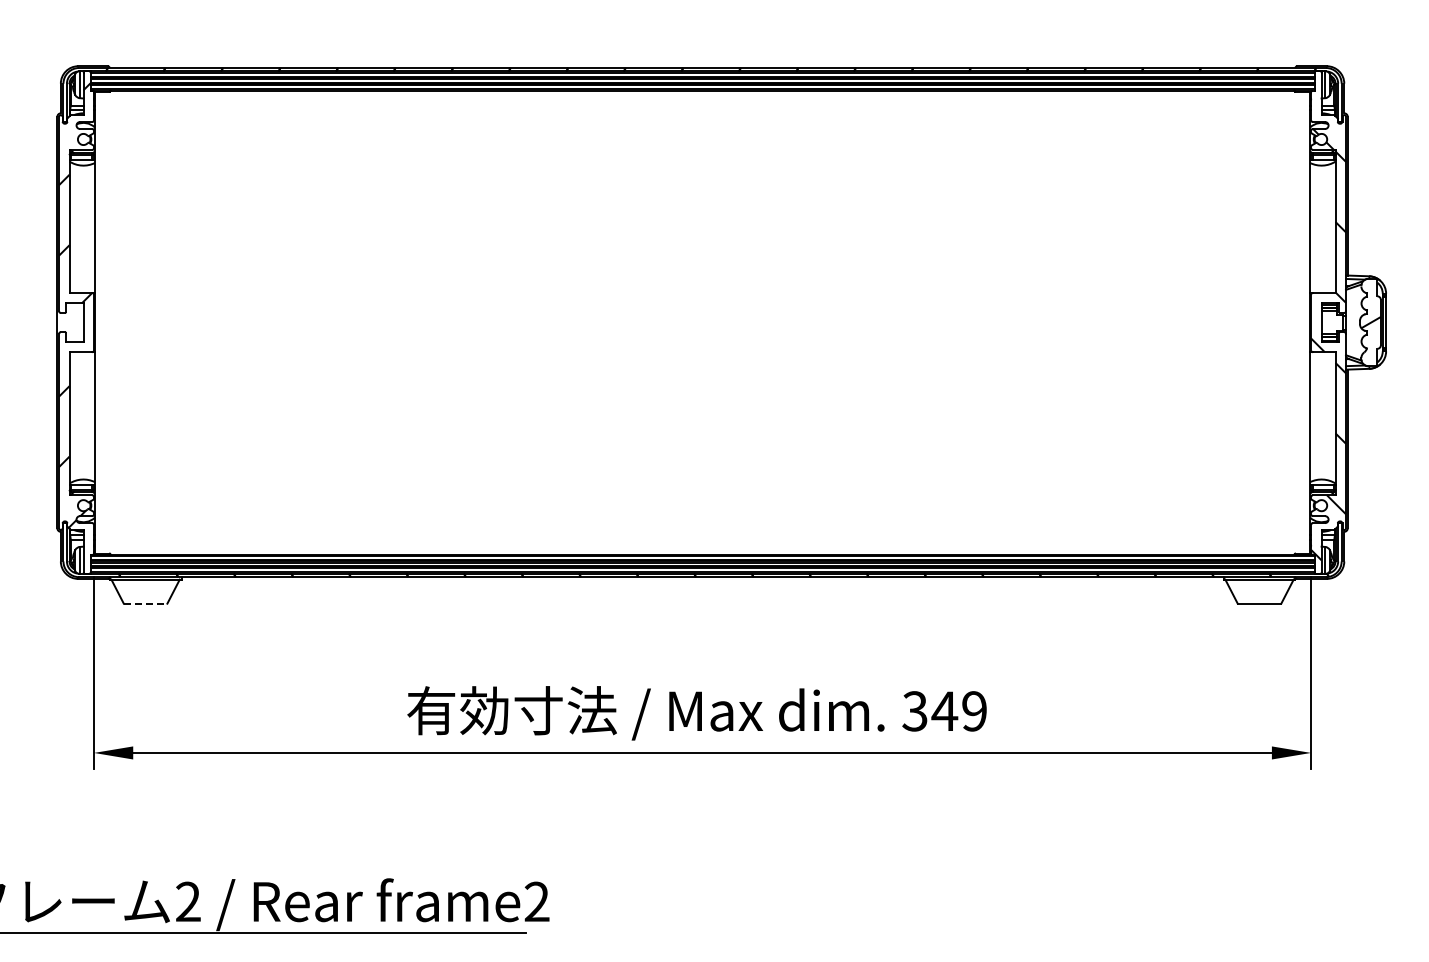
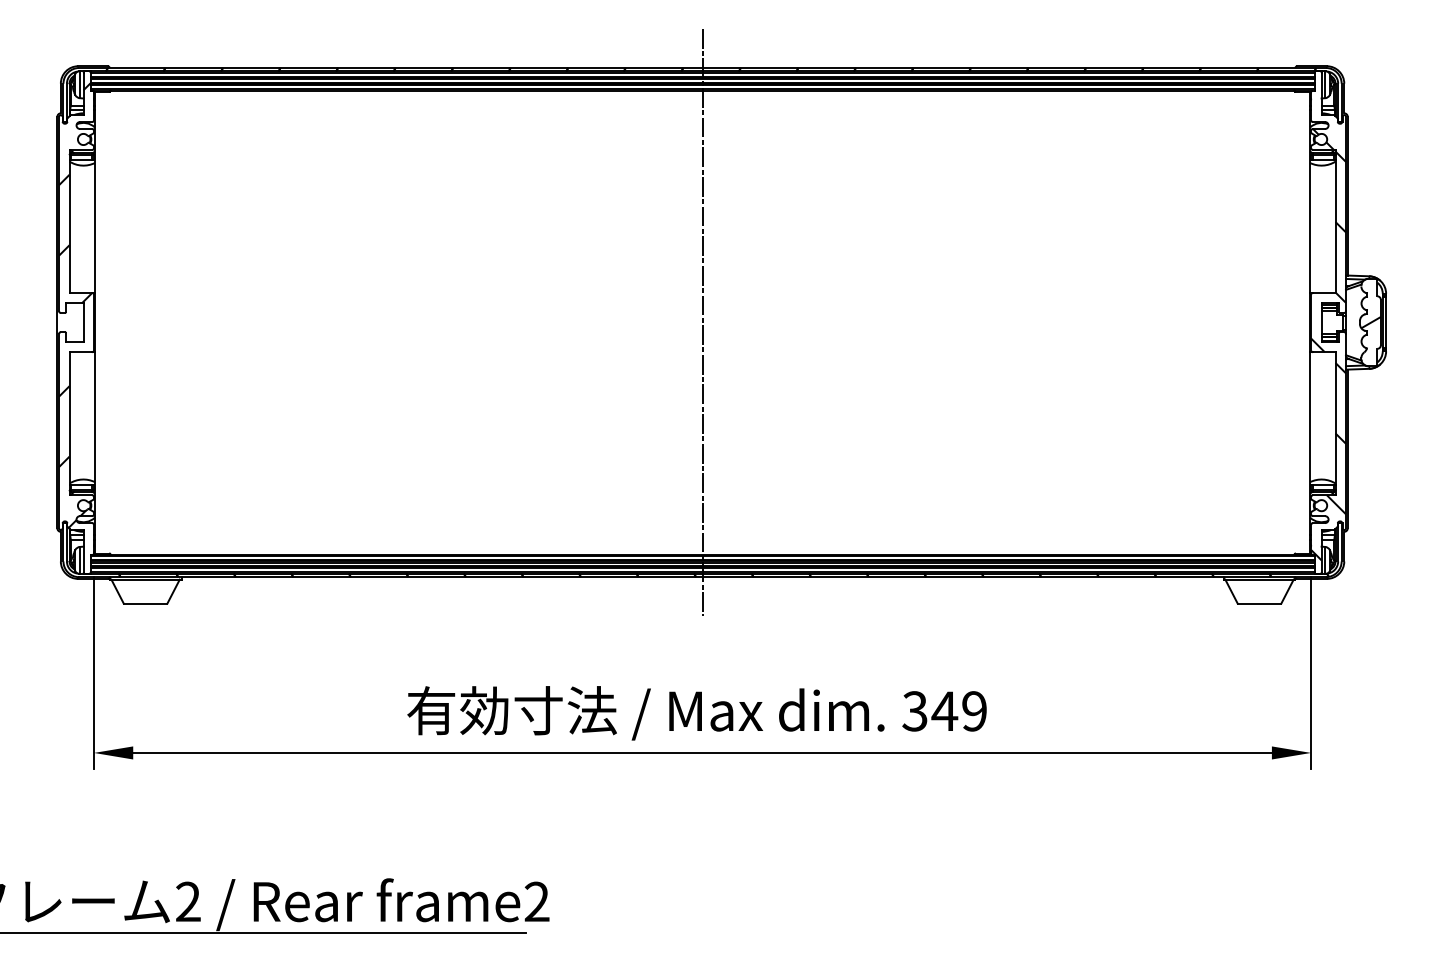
line: none -> present (702, 322)
line: dashed -> solid (145, 603)
